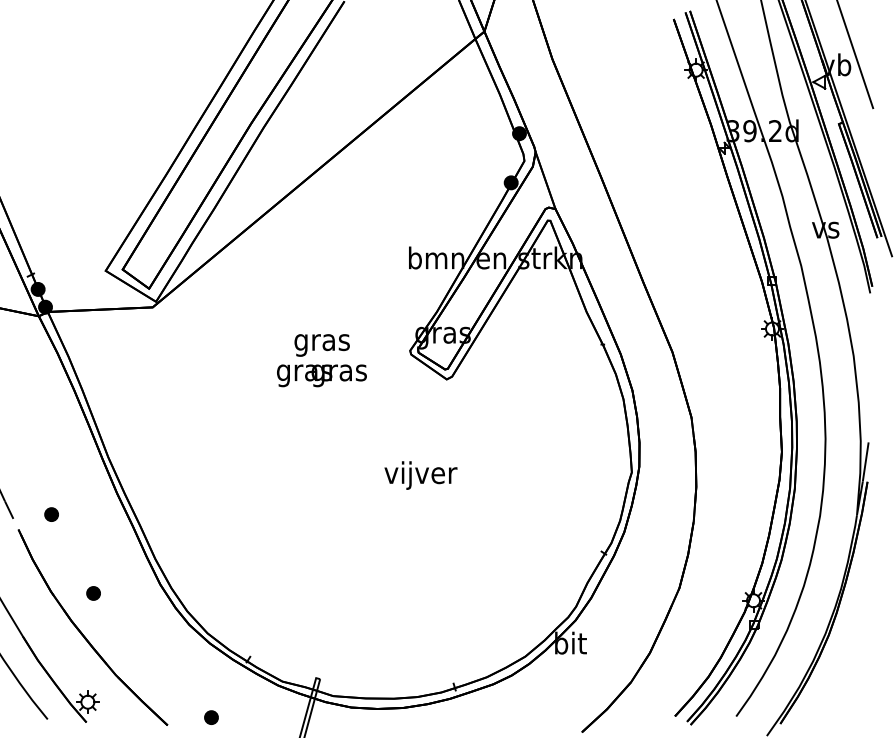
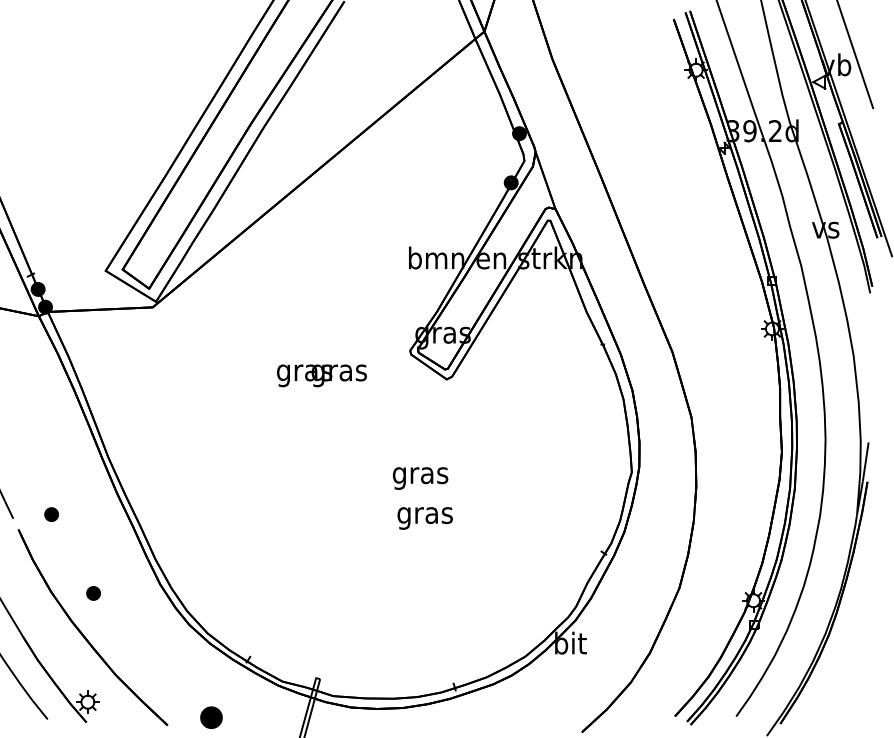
text position: (321, 345) -> (424, 518) (424, 518)
text: vijver -> gras (420, 475)
part size: 15x15 px -> 23x23 px (211, 717)
